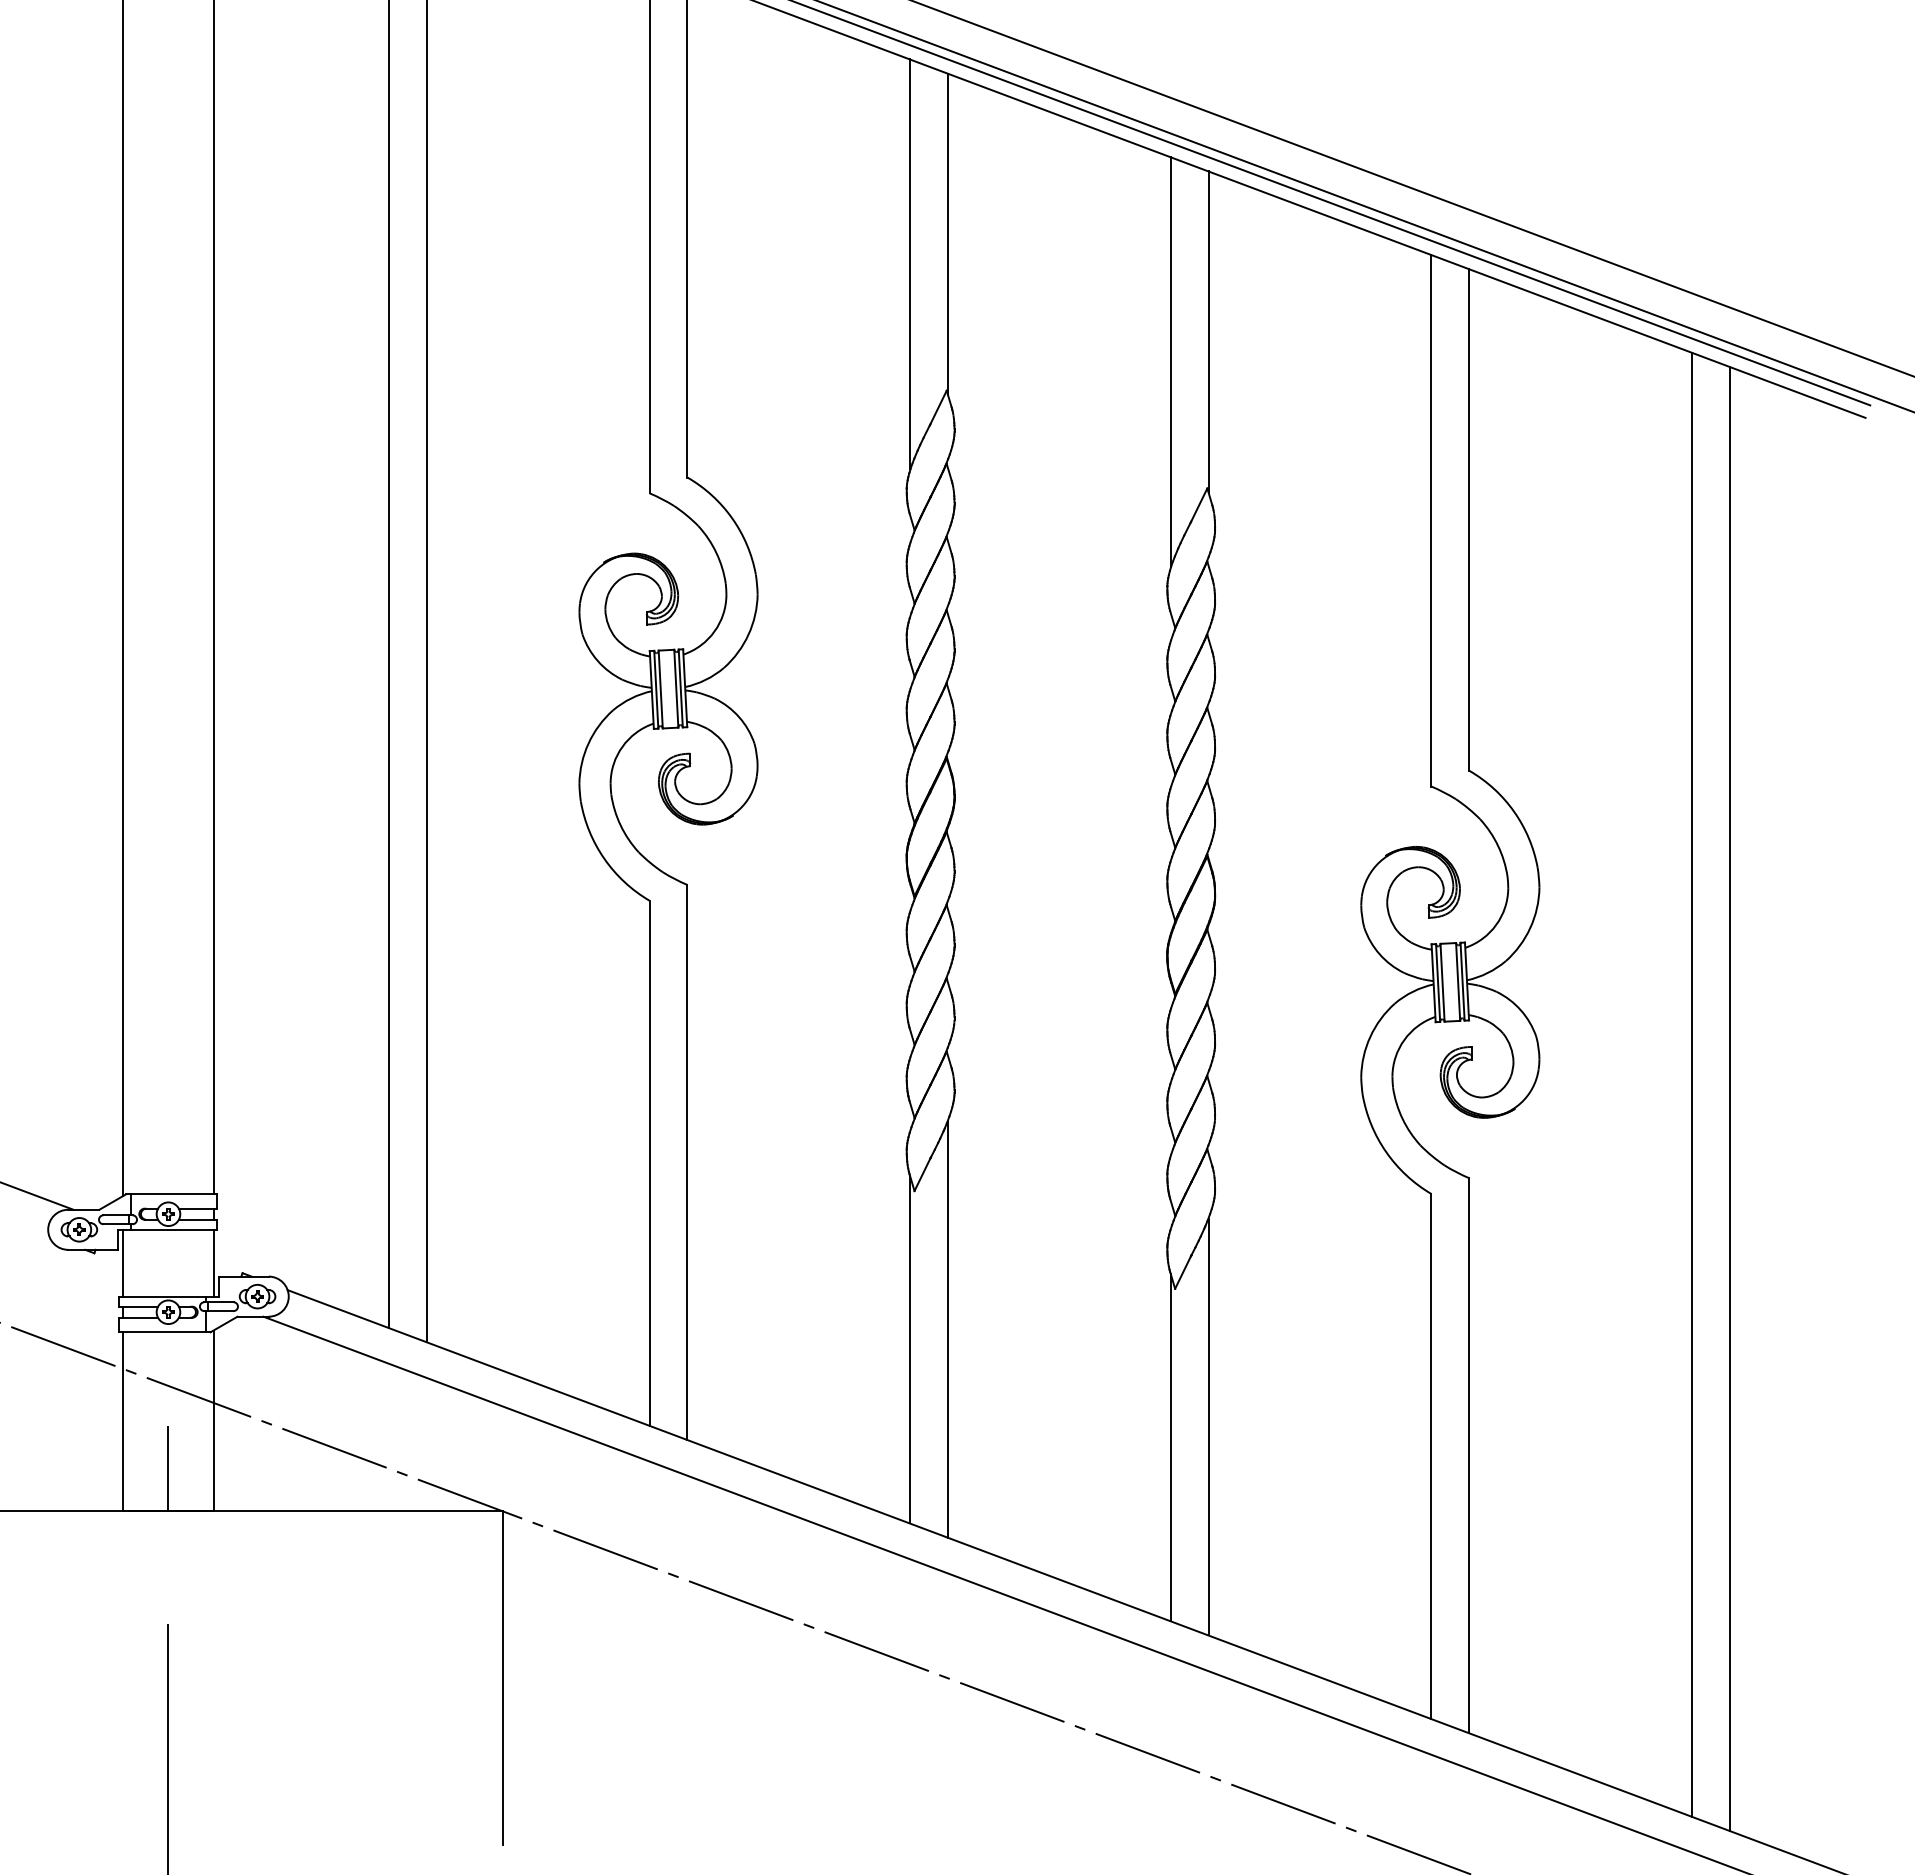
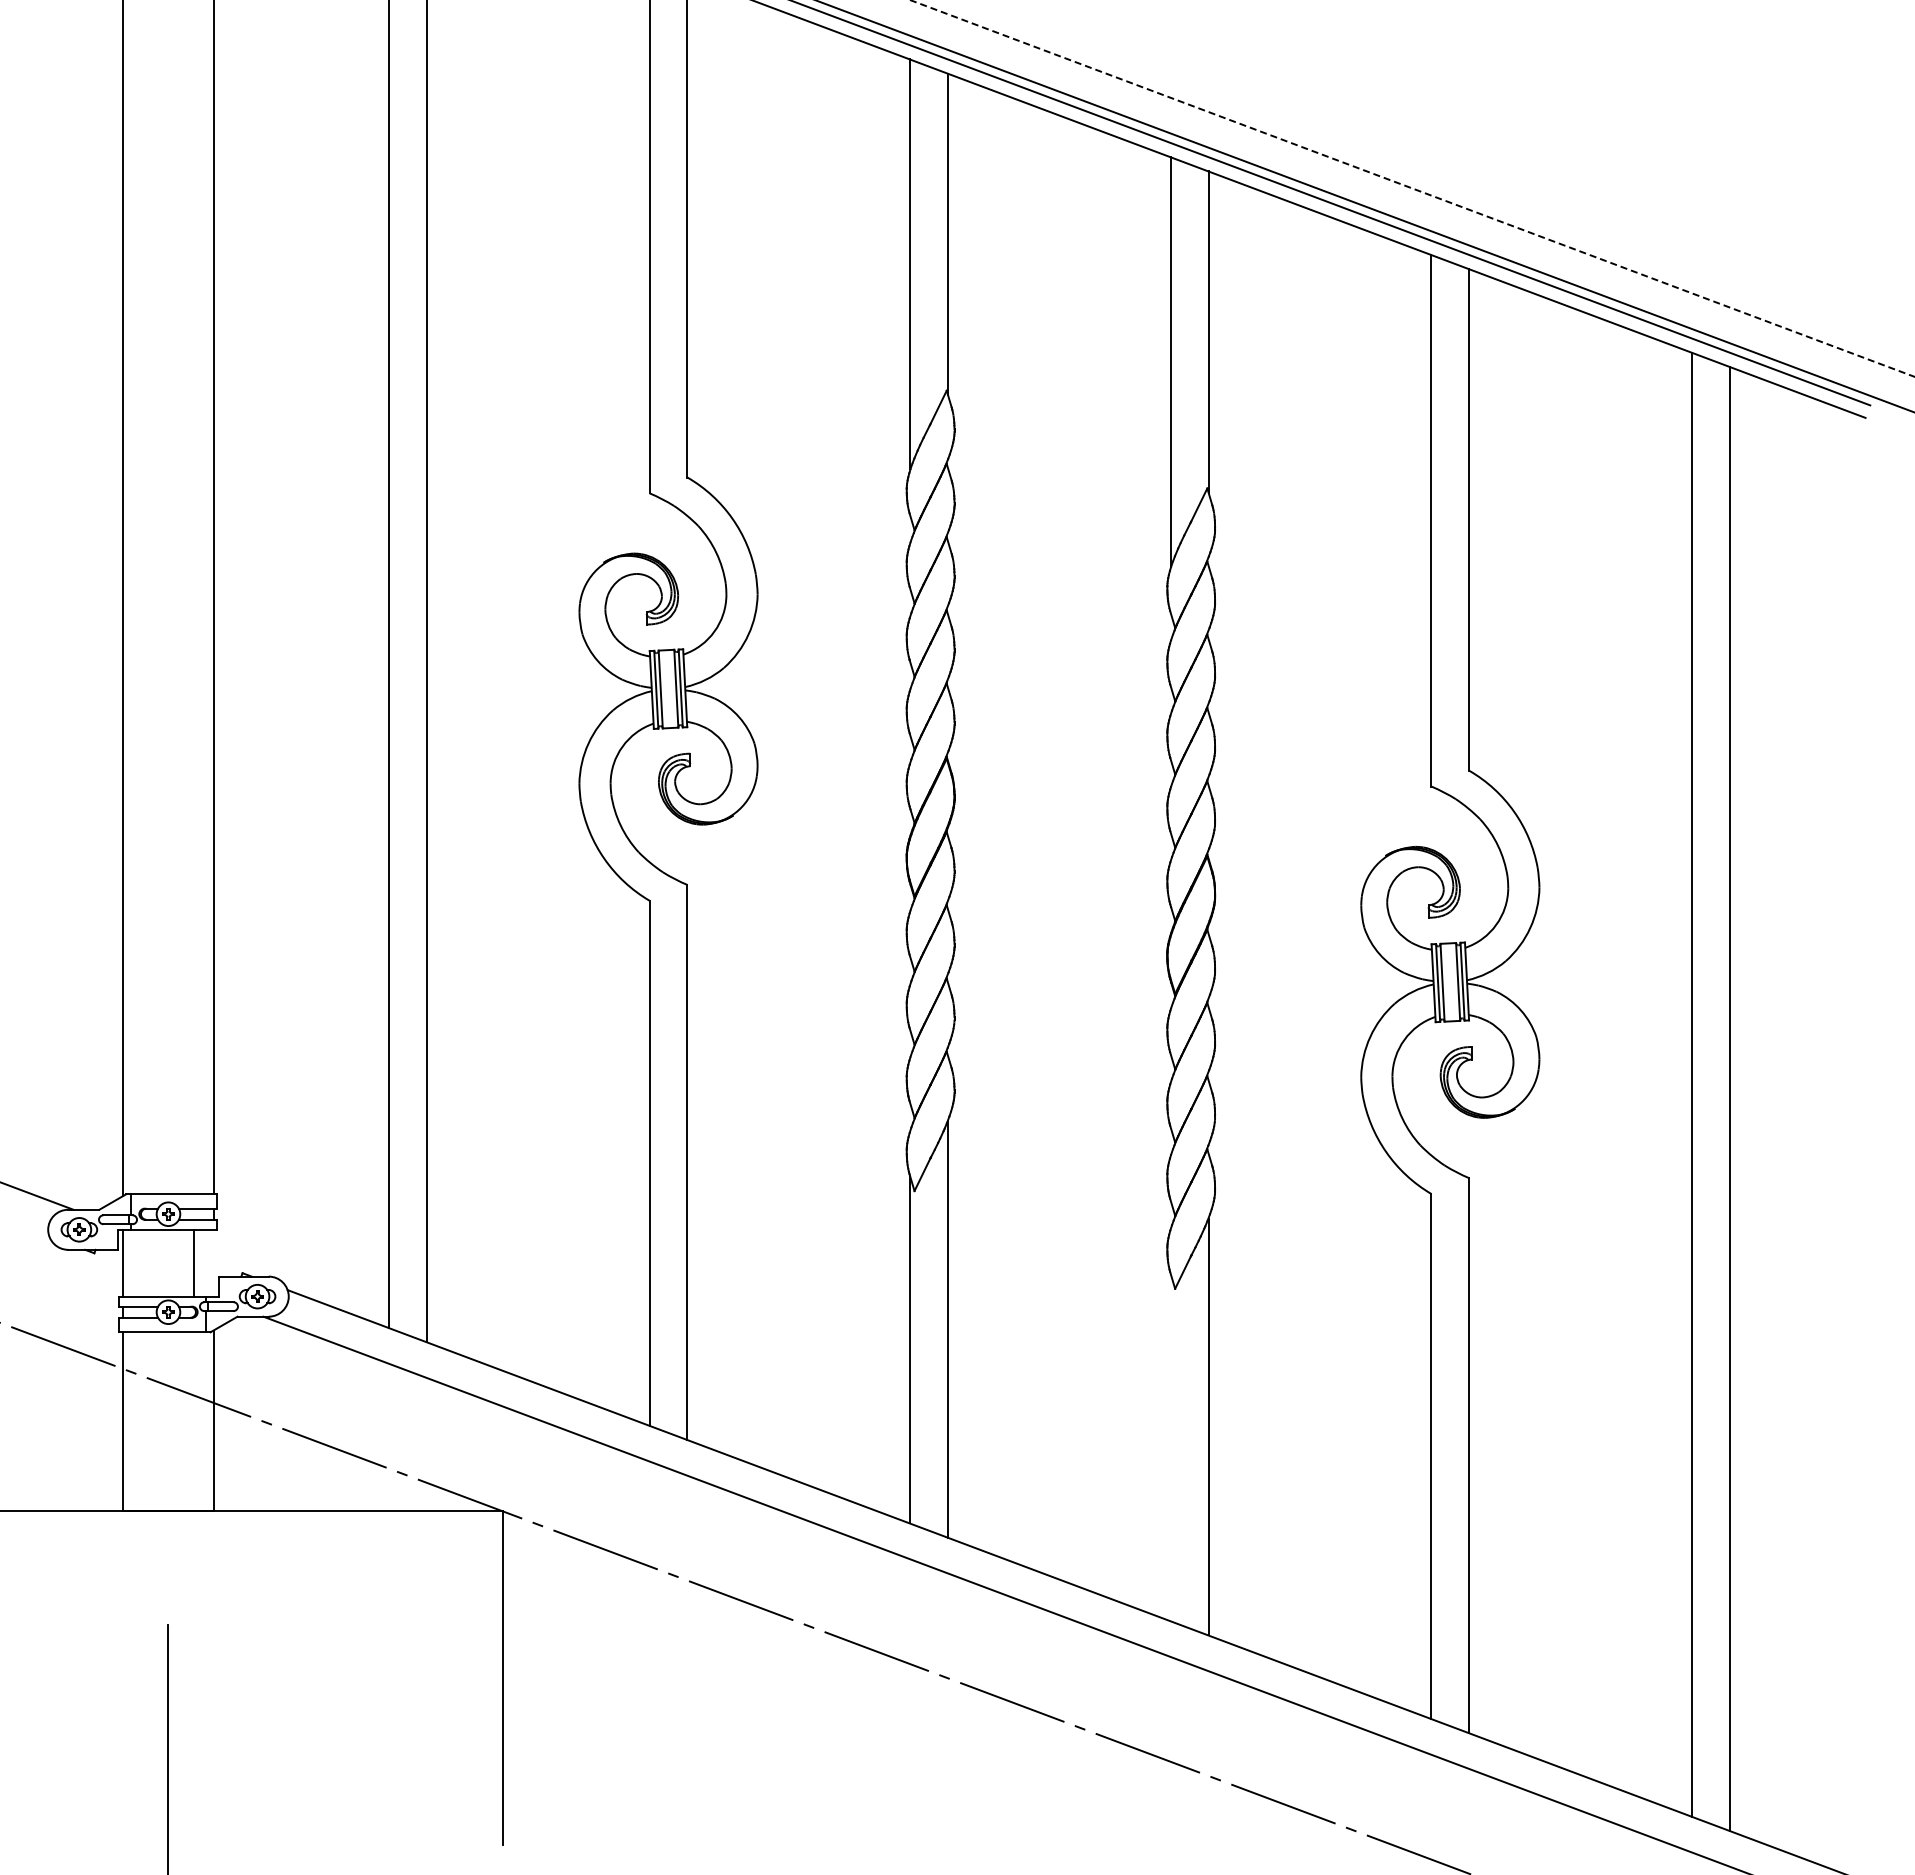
line: solid -> dashed (1412, 188)
line position: (213, 1262) -> (193, 1262) (193, 1262)
line: present -> none (1170, 1447)
line: present -> none (168, 1468)
